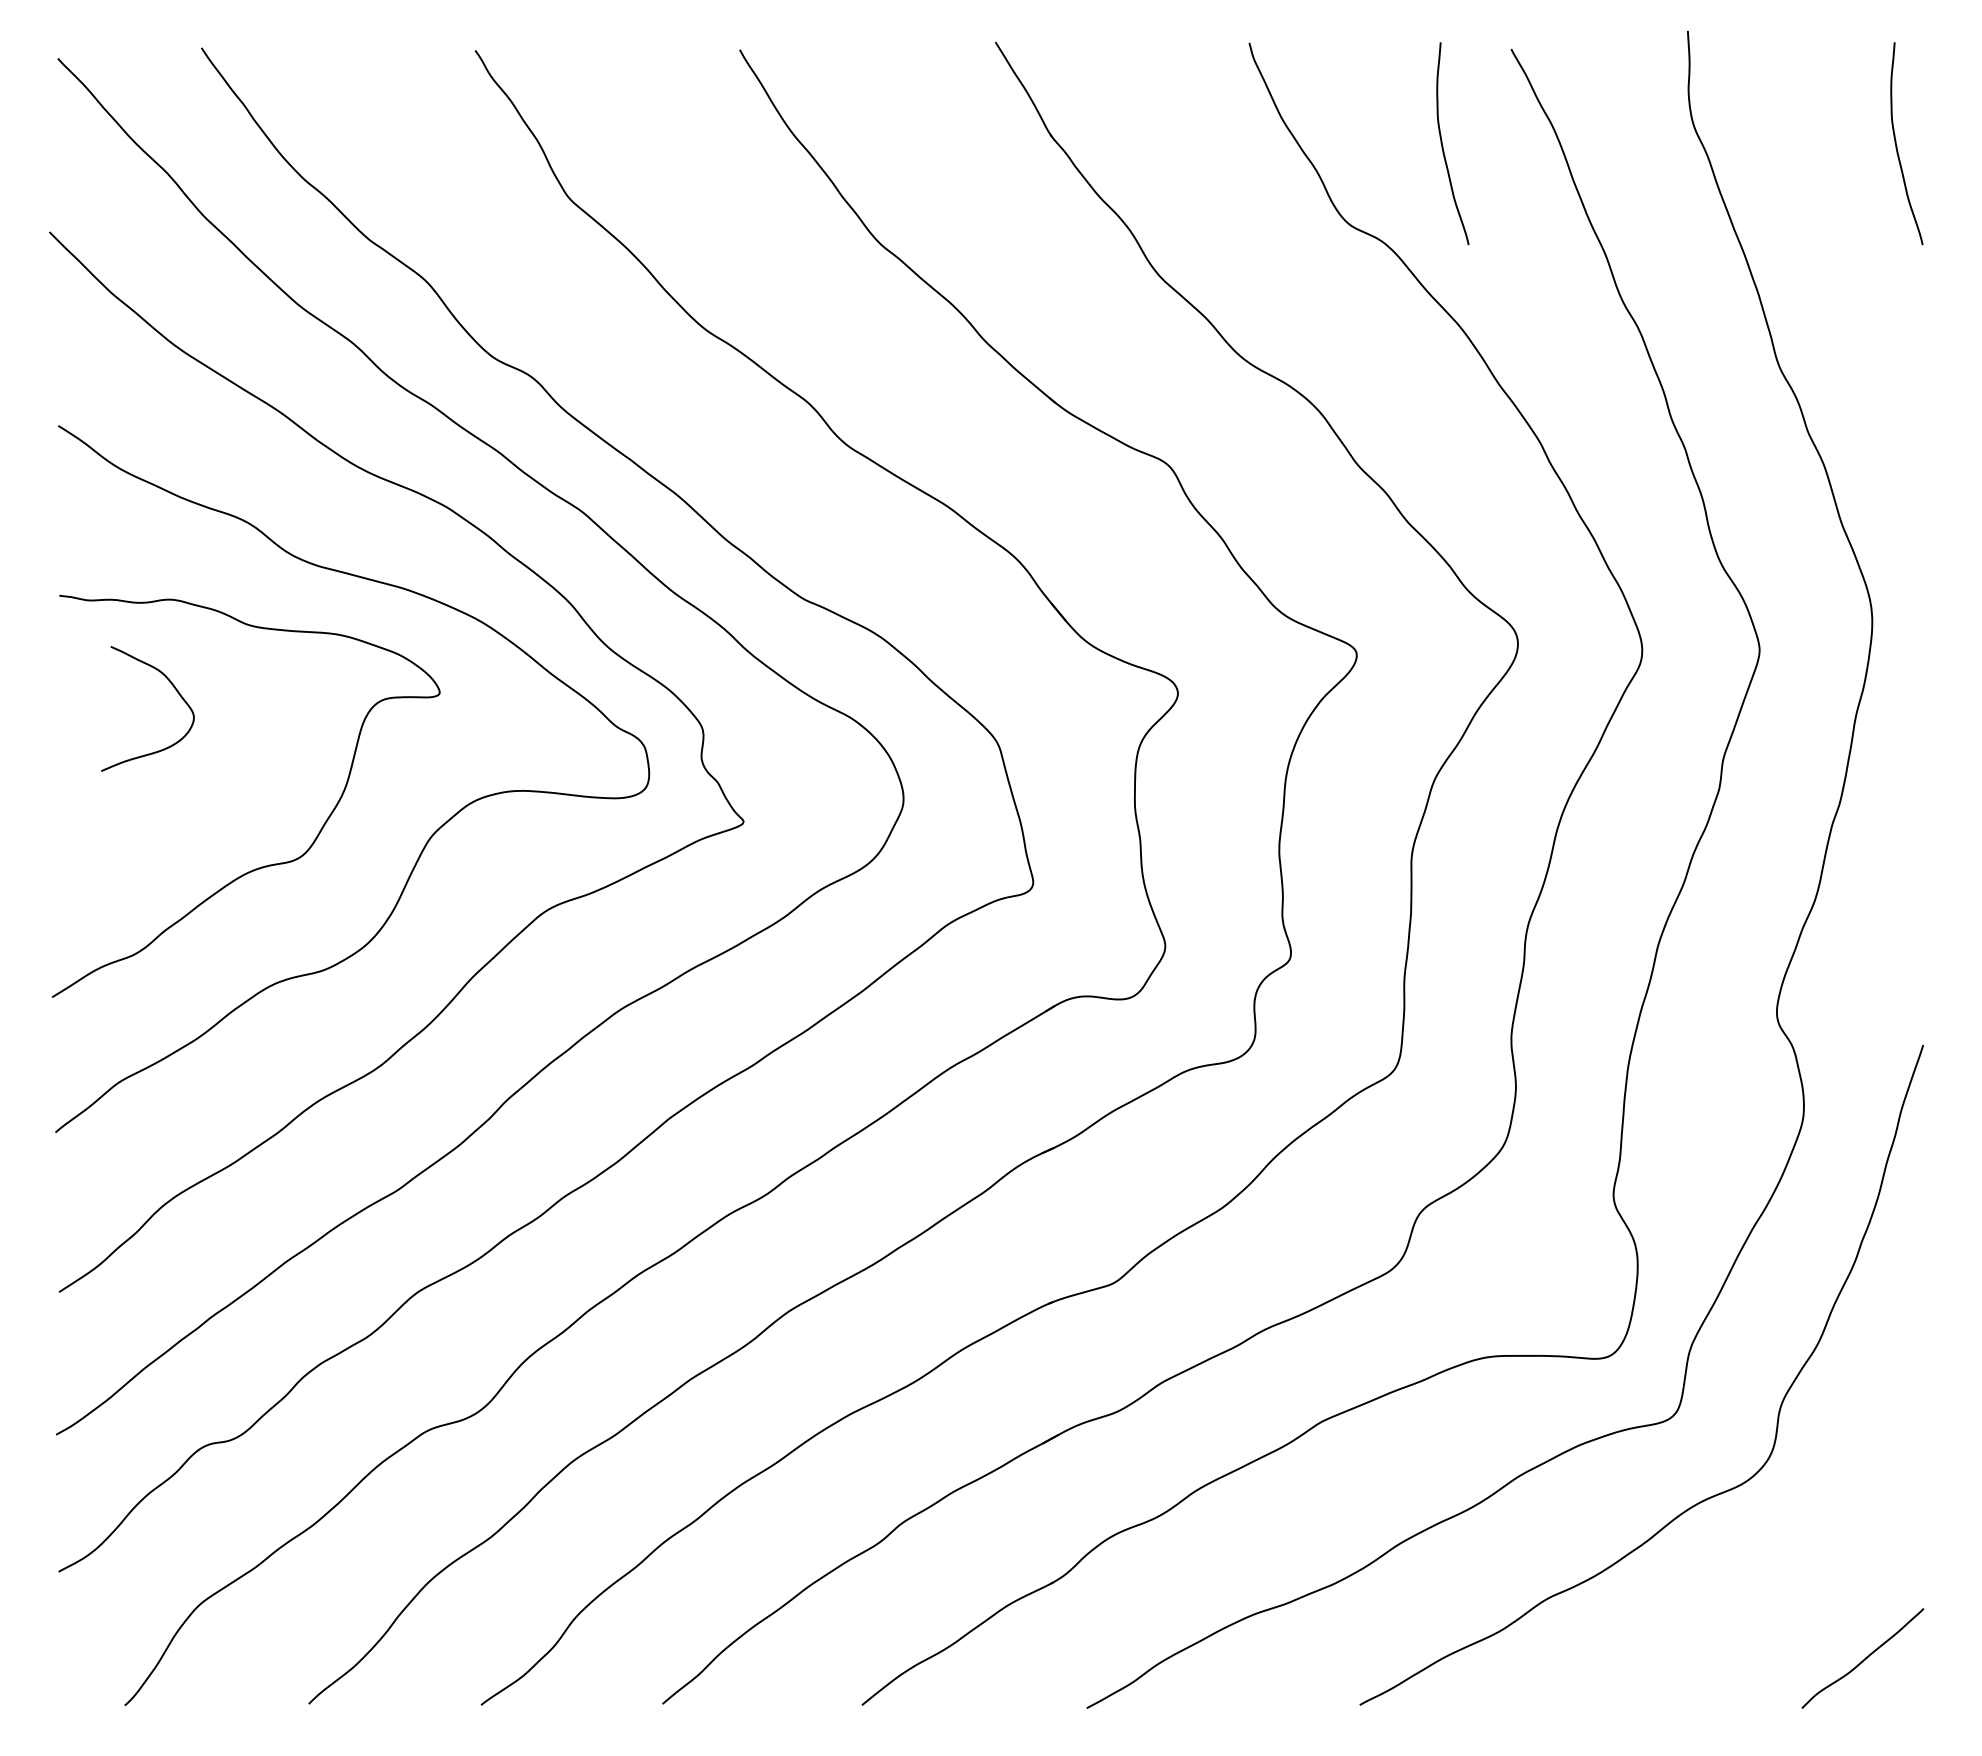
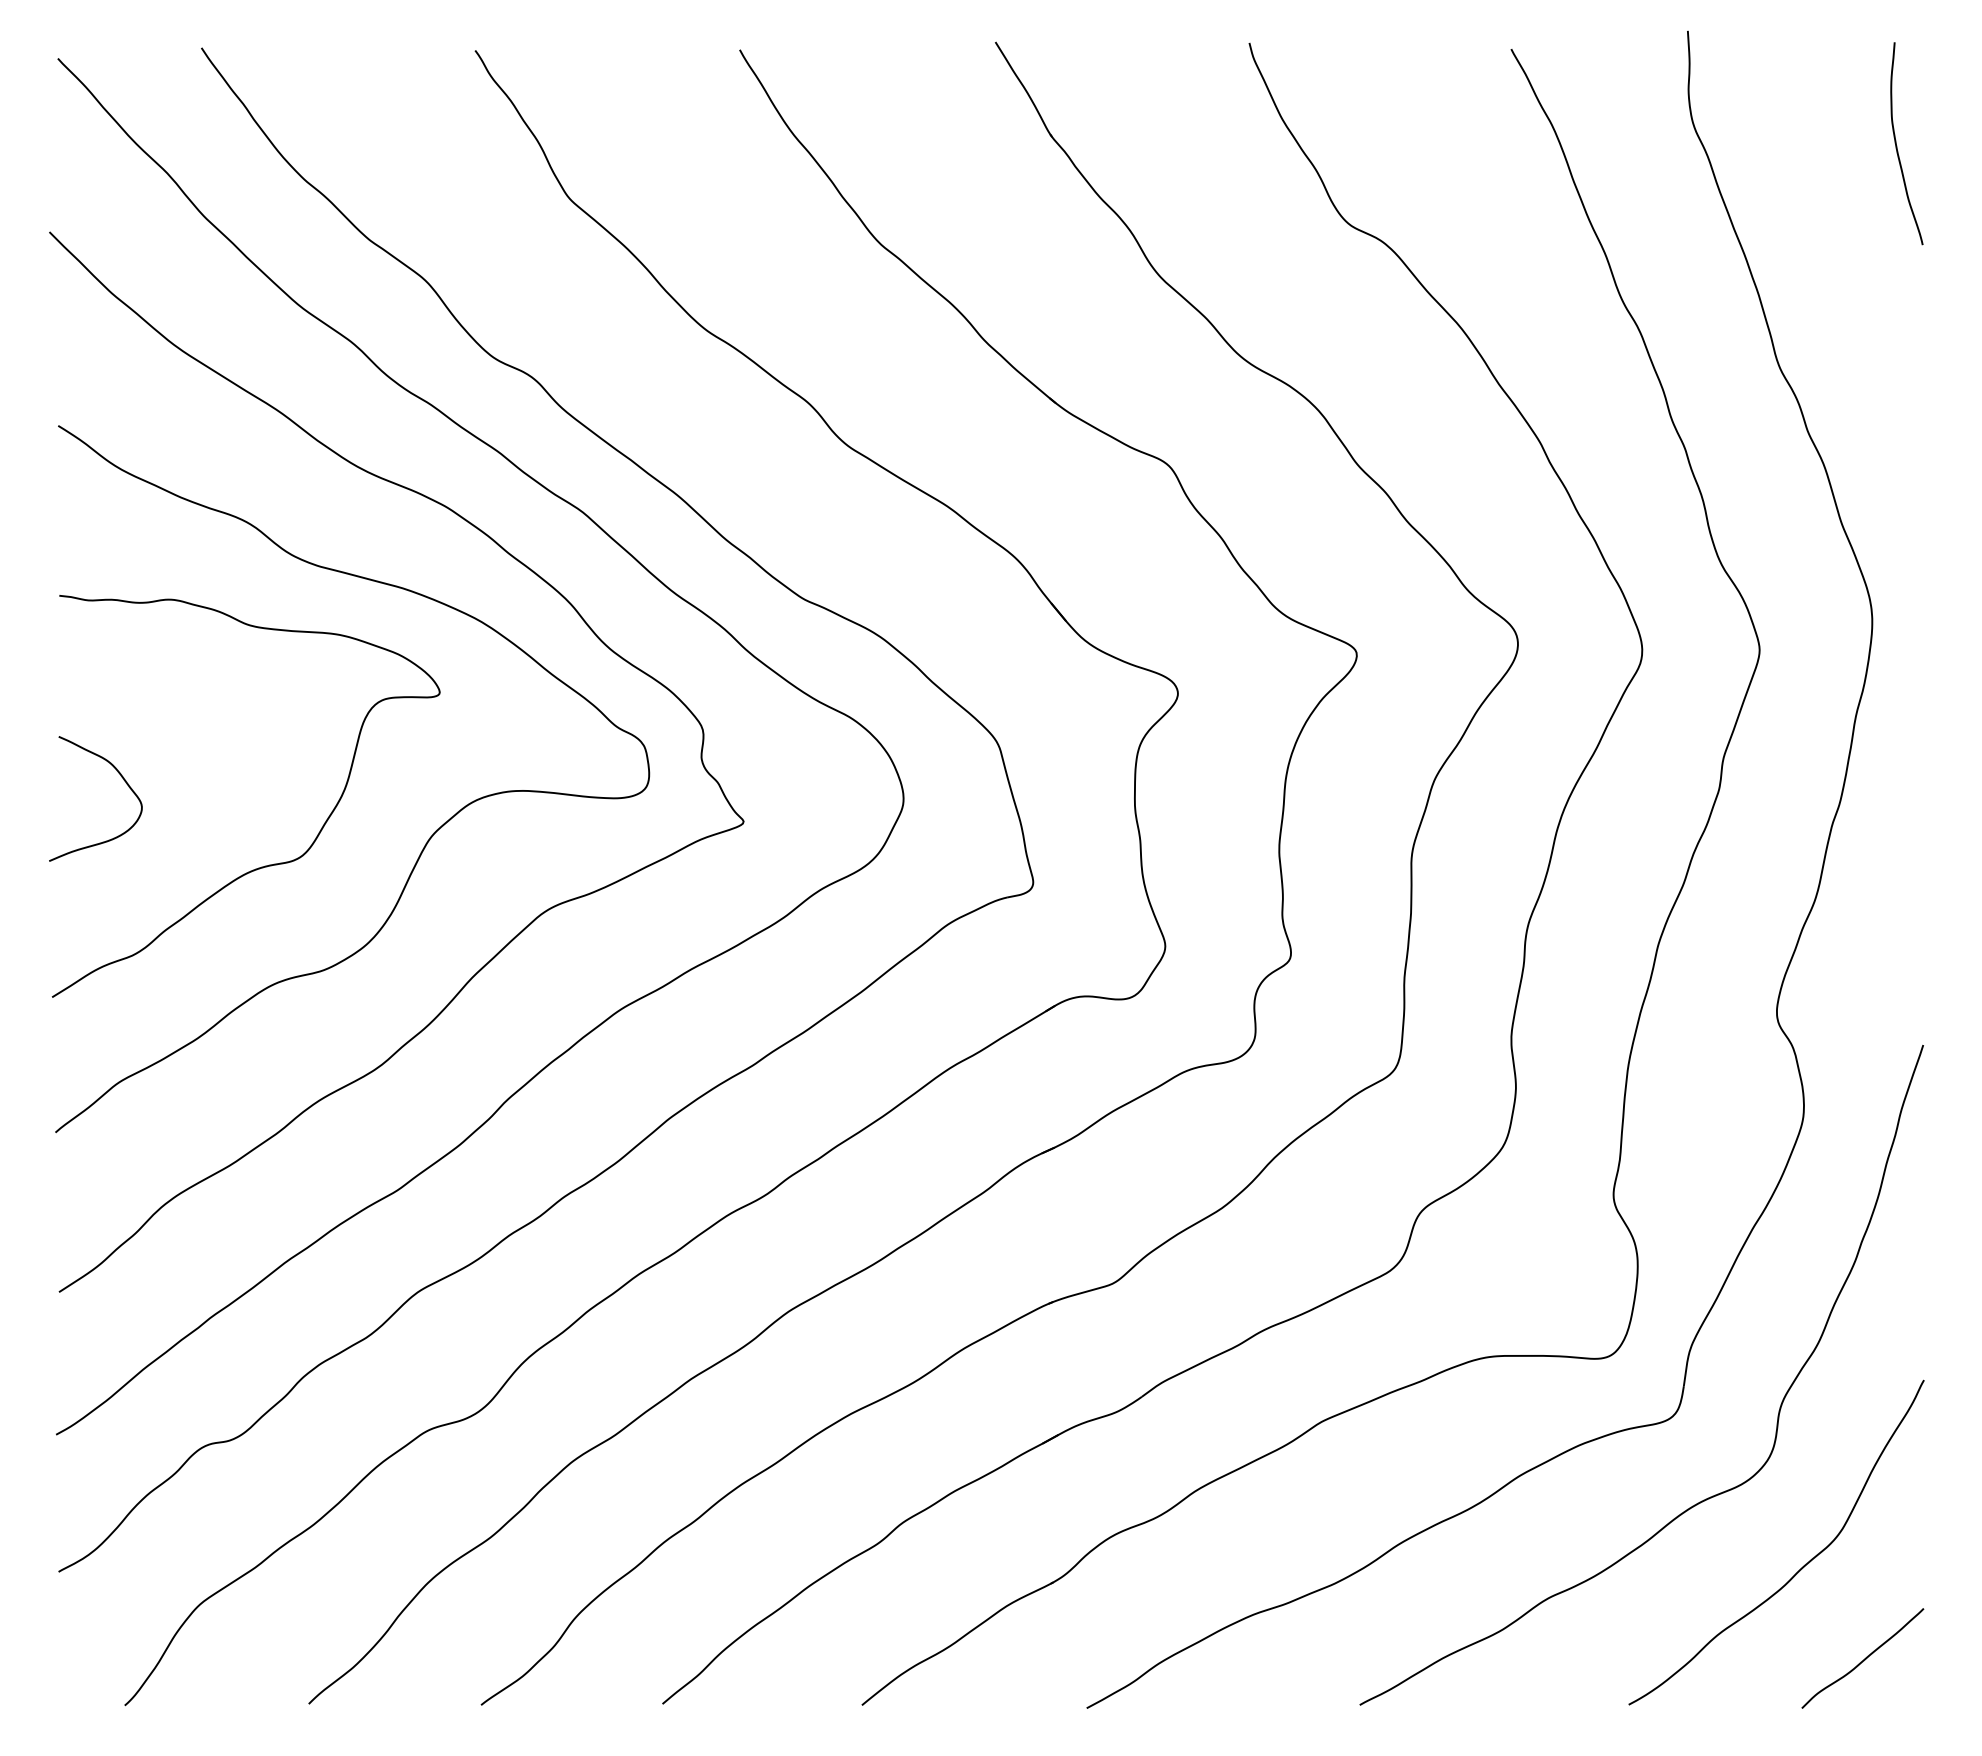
curve: present -> none (1443, 145)
curve position: (175, 690) -> (123, 780) (123, 780)
curve: none -> present (1801, 1567)
